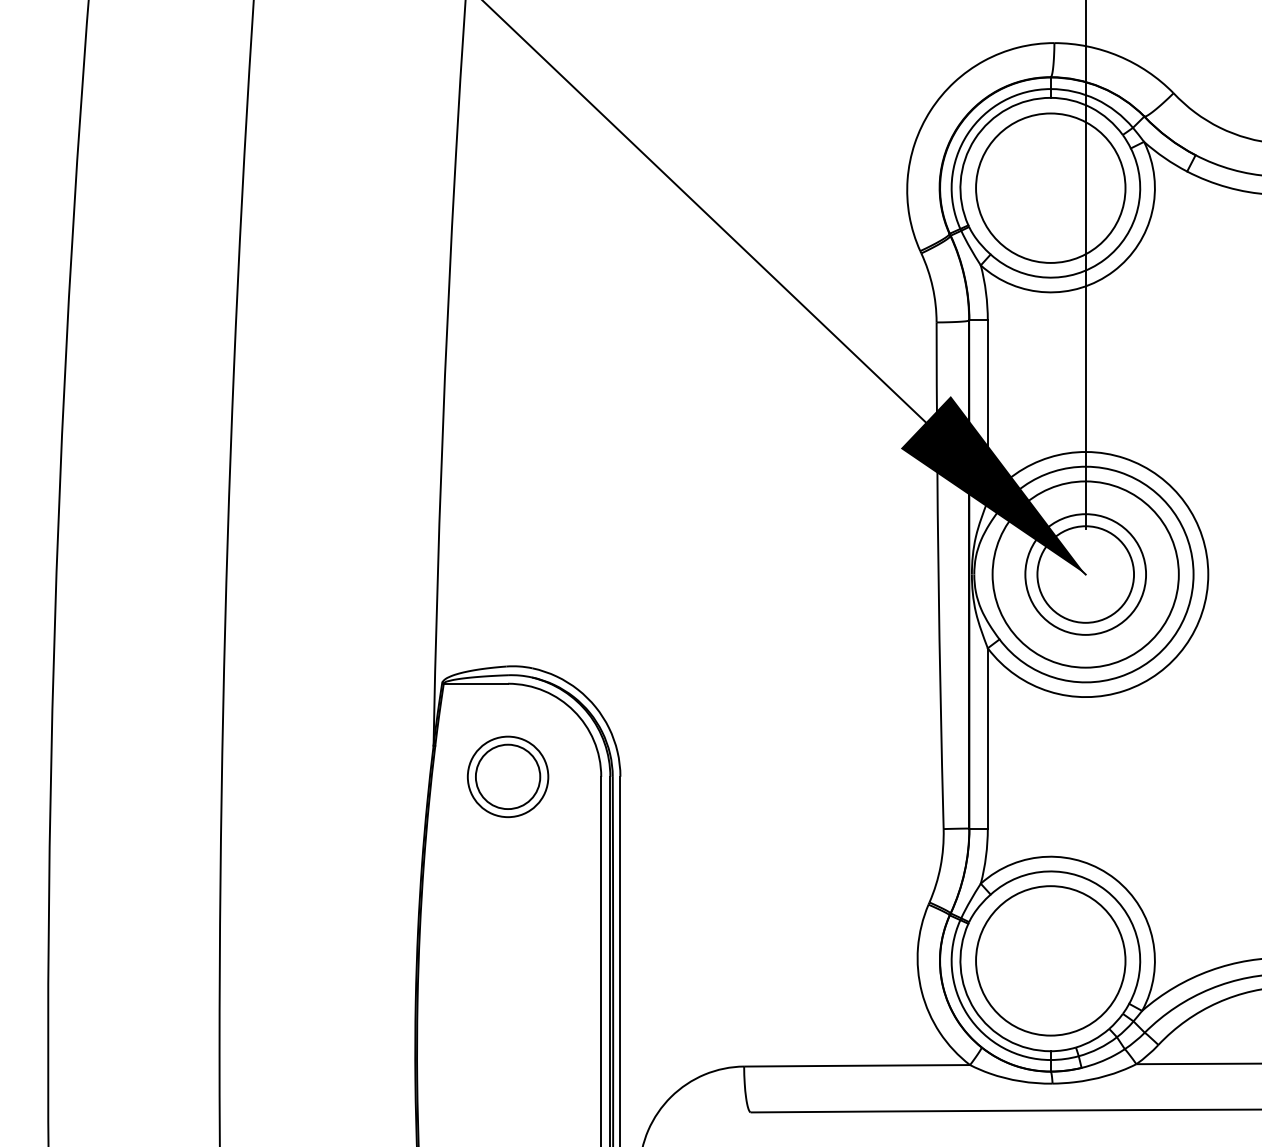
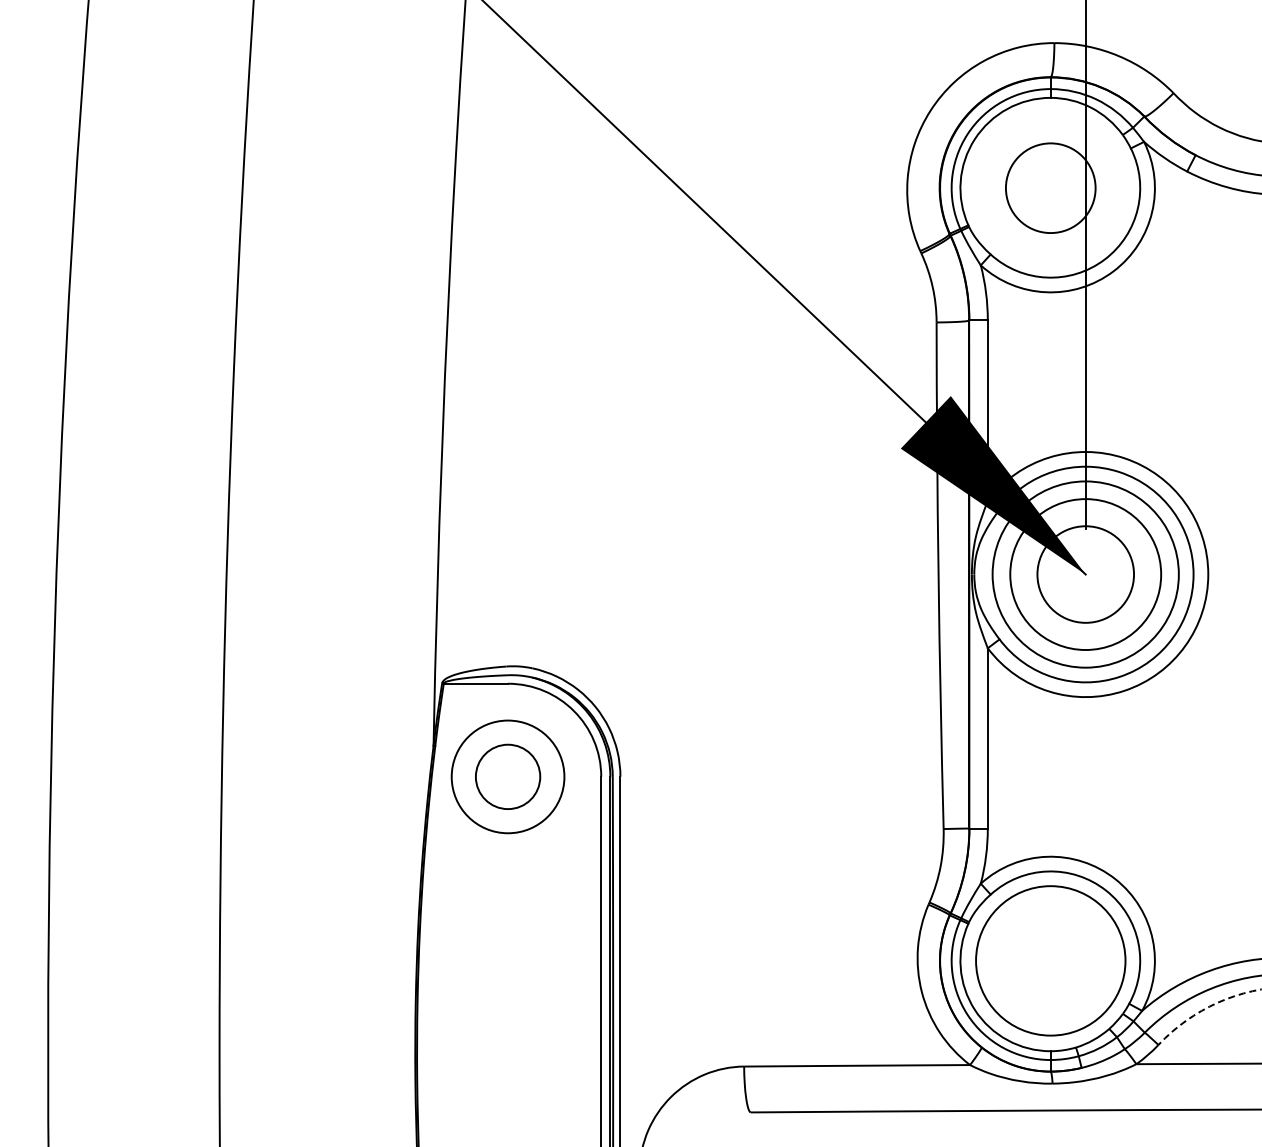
circle diameter: 149 px -> 90 px (1050, 188)
circle diameter: 121 px -> 151 px (1085, 574)
circle diameter: 81 px -> 113 px (507, 776)
arc: solid -> dashed (1205, 1008)
